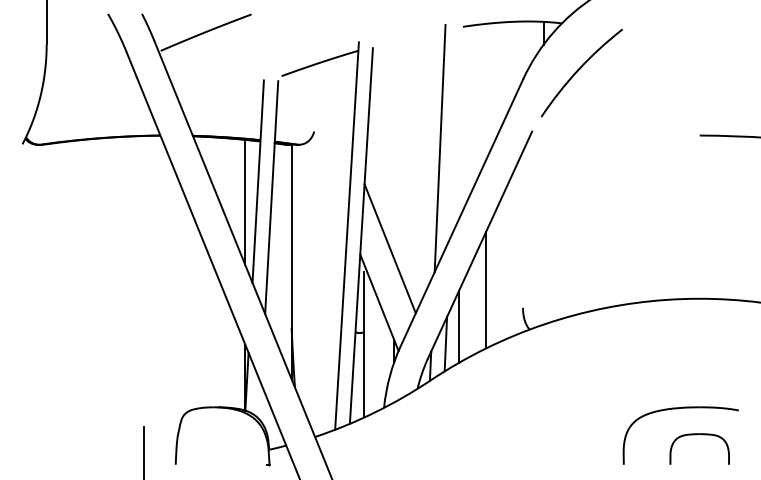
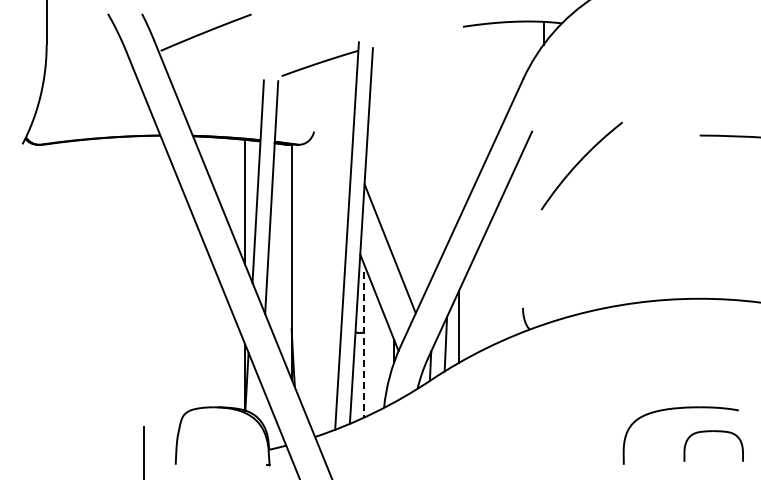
arc position: (579, 70) -> (579, 163) (579, 163)
line: present -> none (439, 148)
line: present -> none (486, 289)
line: solid -> dashed (364, 344)
part position: (696, 435) -> (710, 432) (710, 432)
